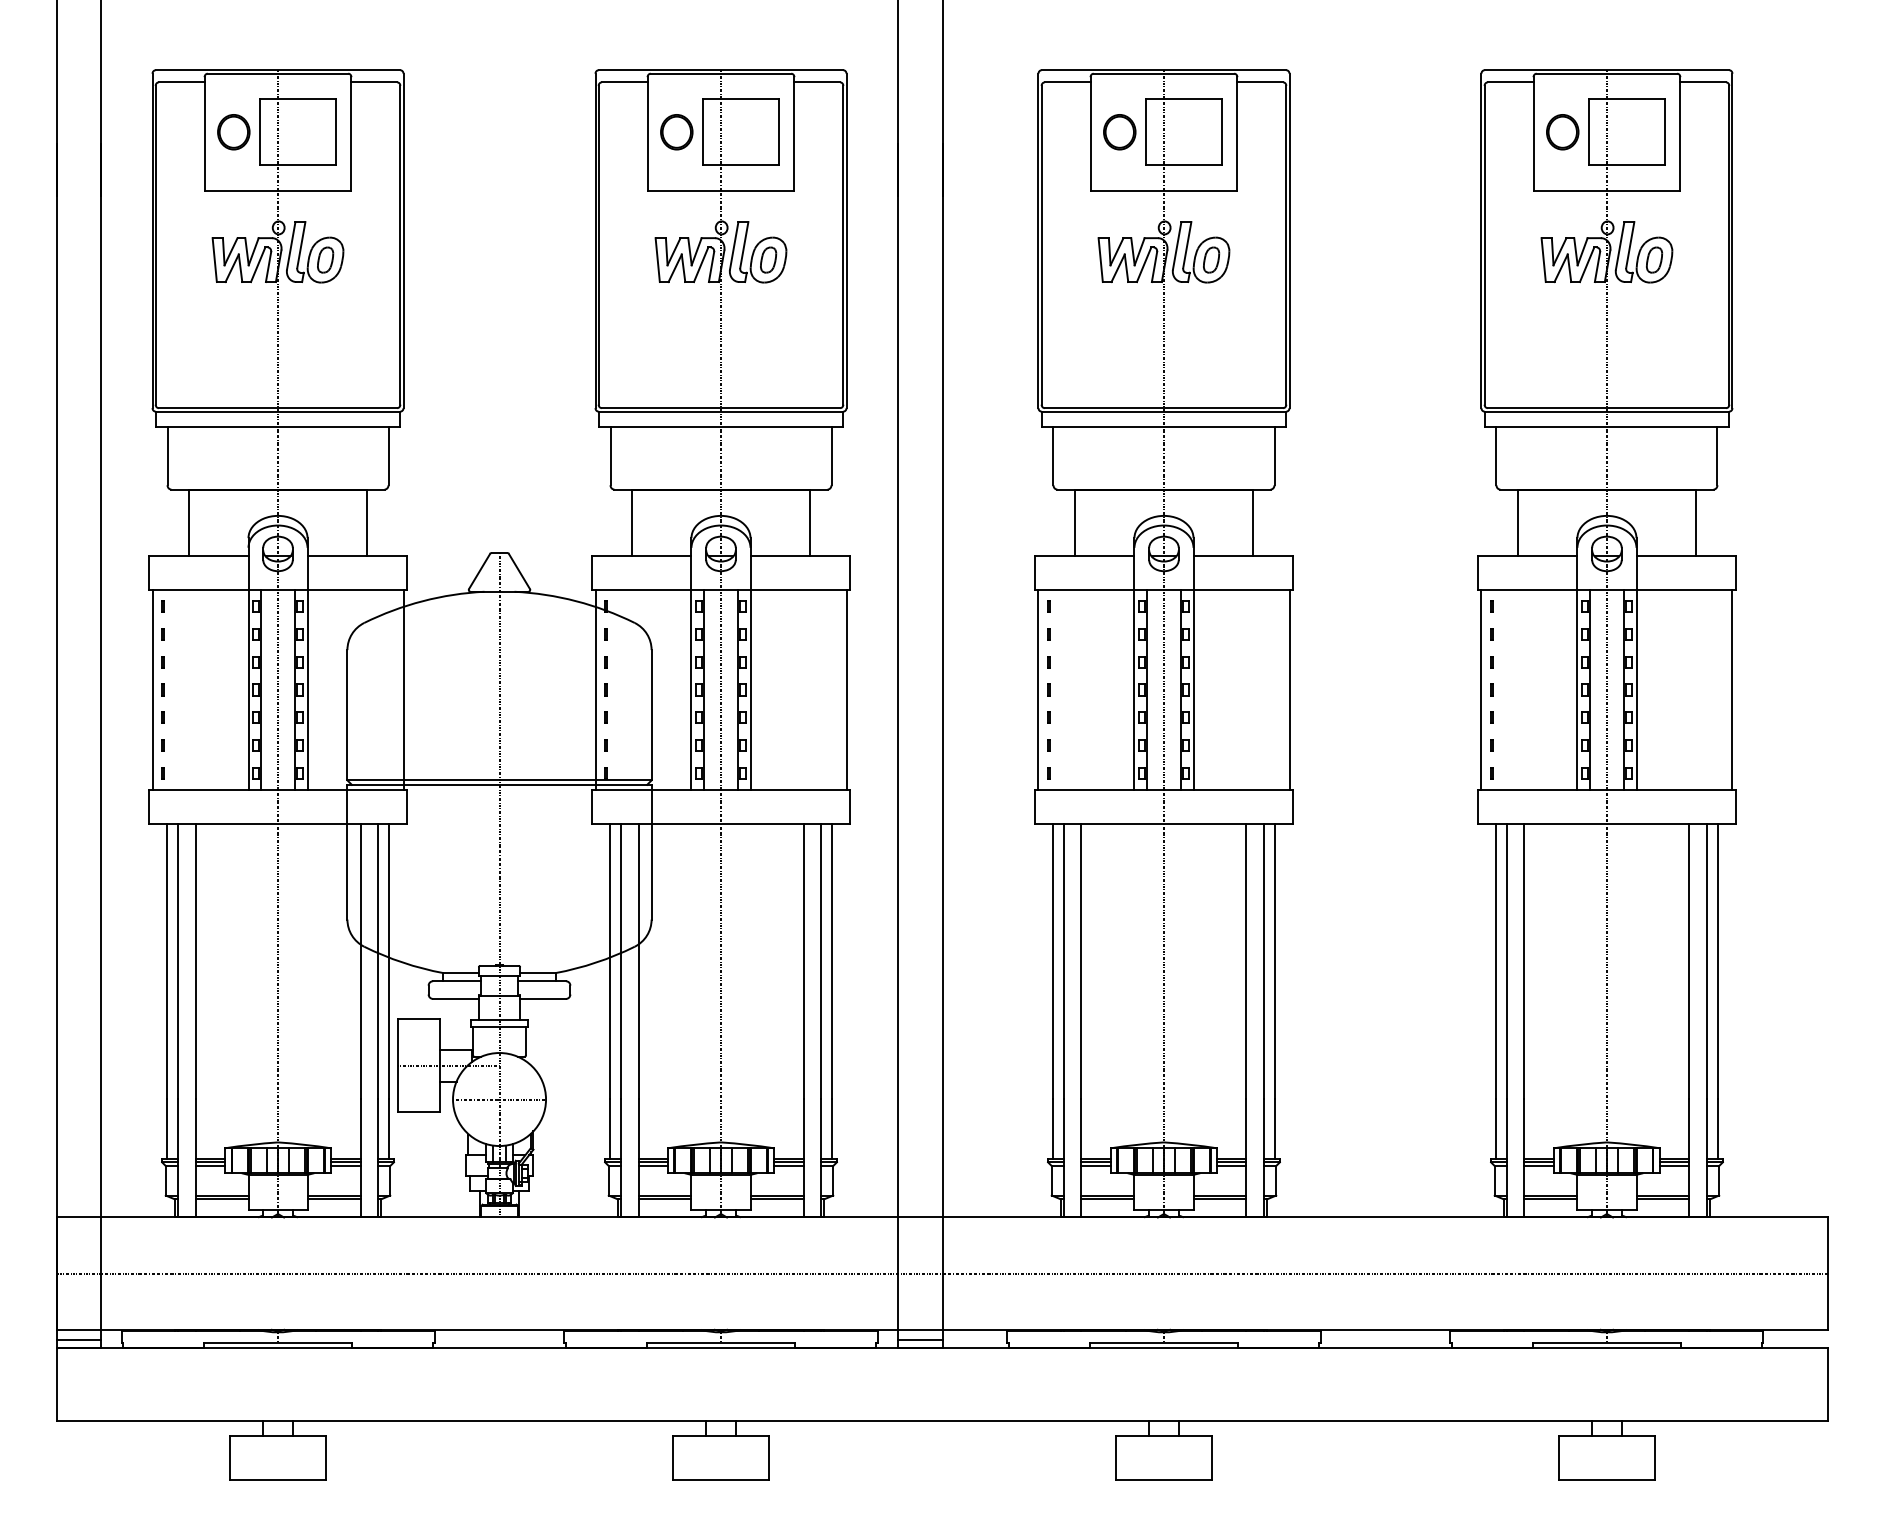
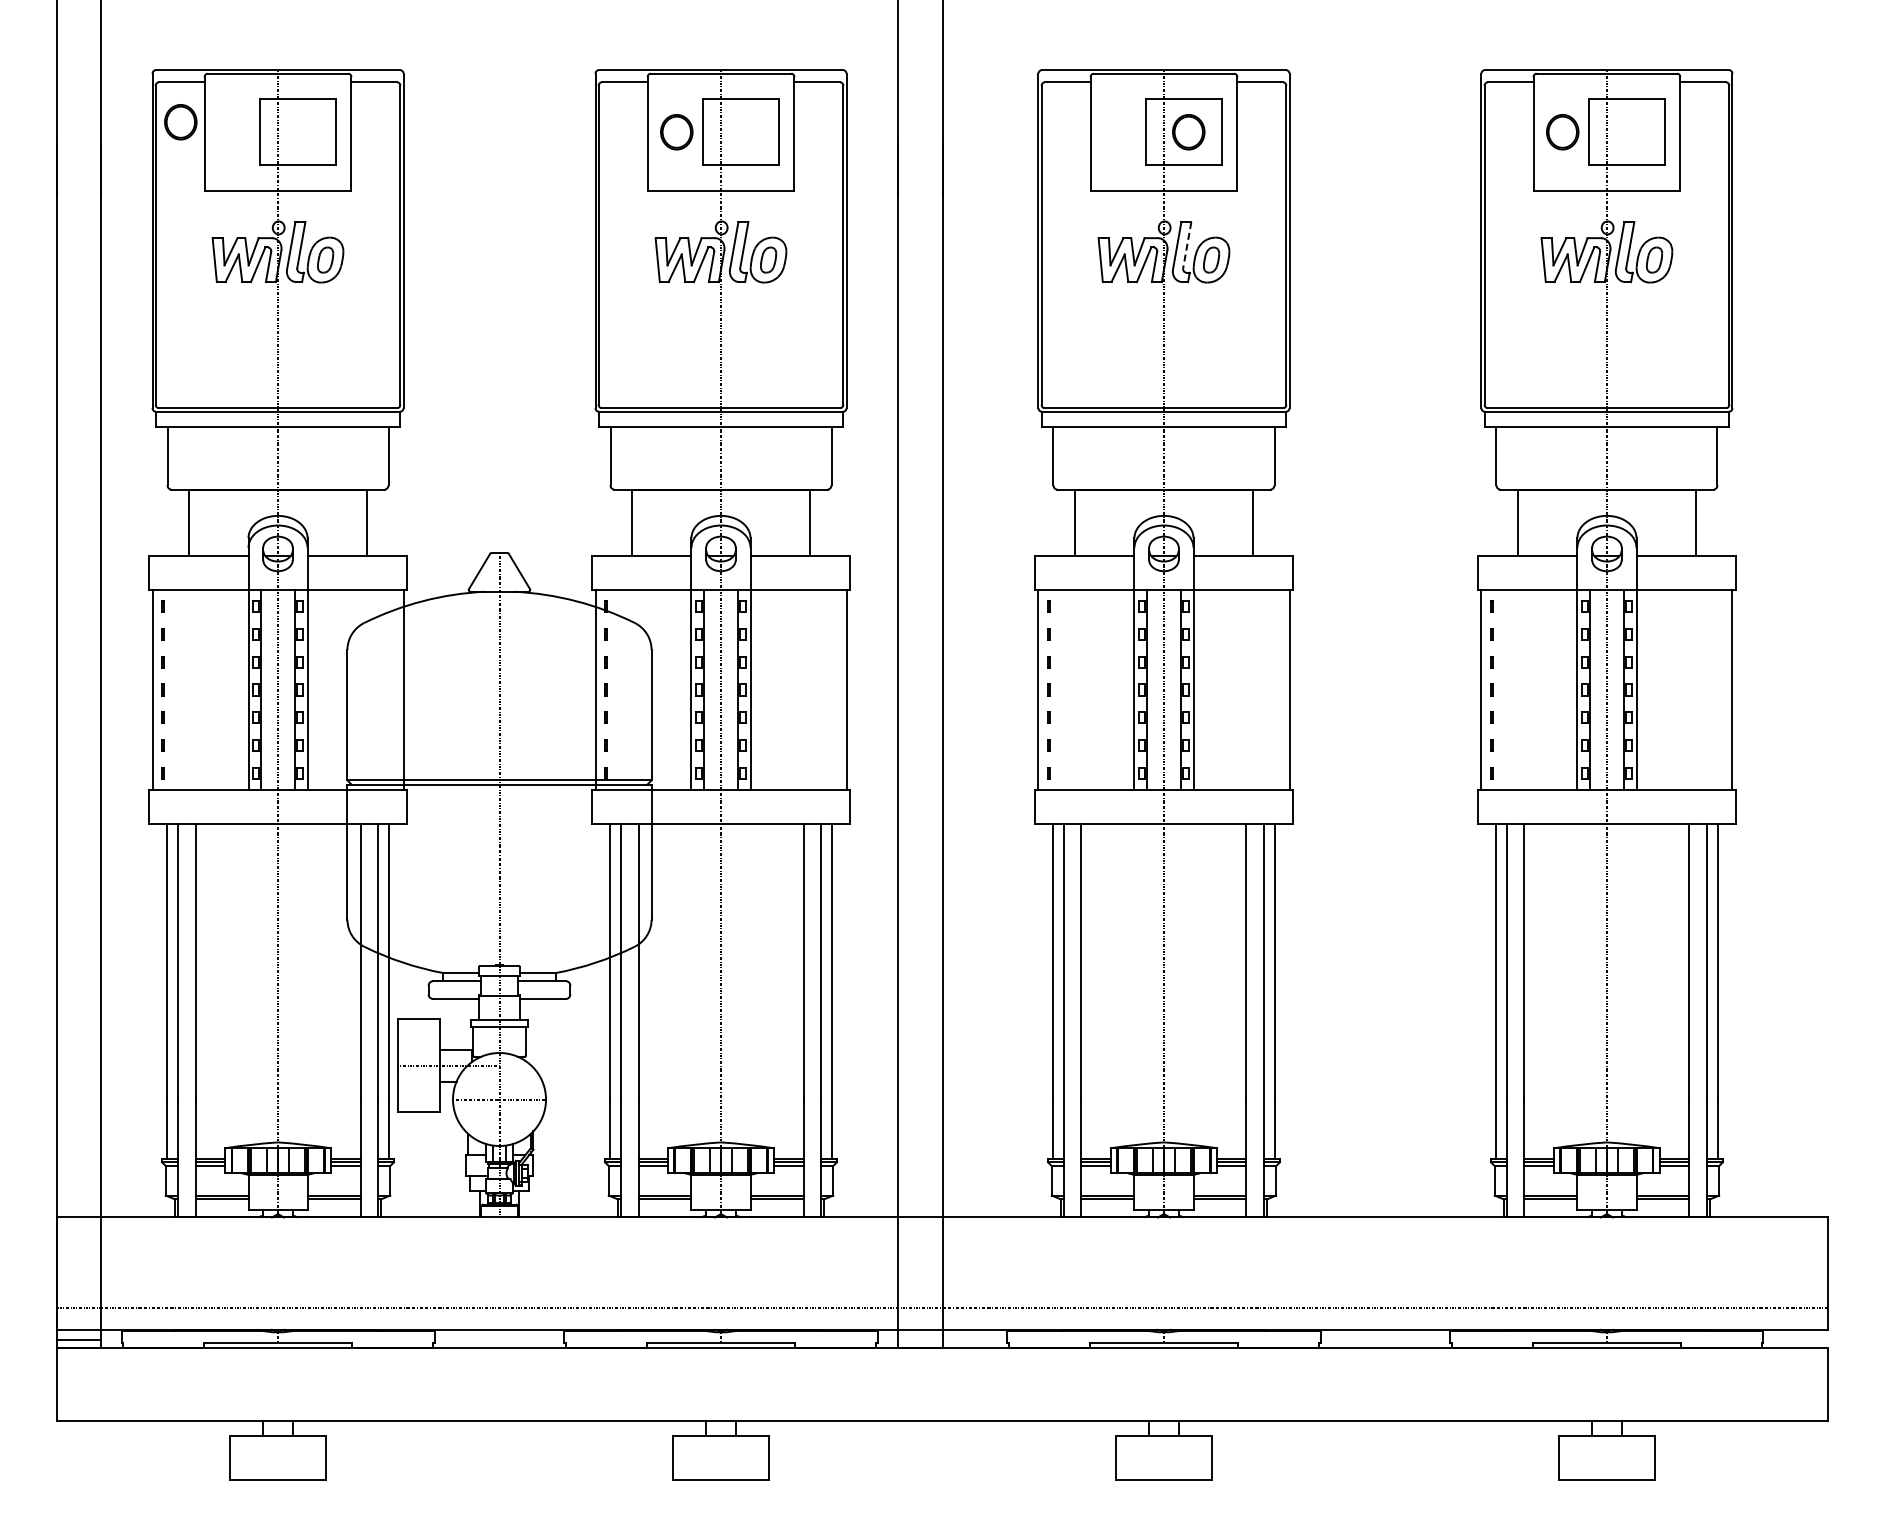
part position: (233, 132) -> (180, 122) (180, 122)
part position: (1119, 132) -> (1188, 132) (1188, 132)
line: solid -> dashed (1187, 245)
line position: (942, 1273) -> (942, 1307) (942, 1307)
line: present -> none (920, 1340)
